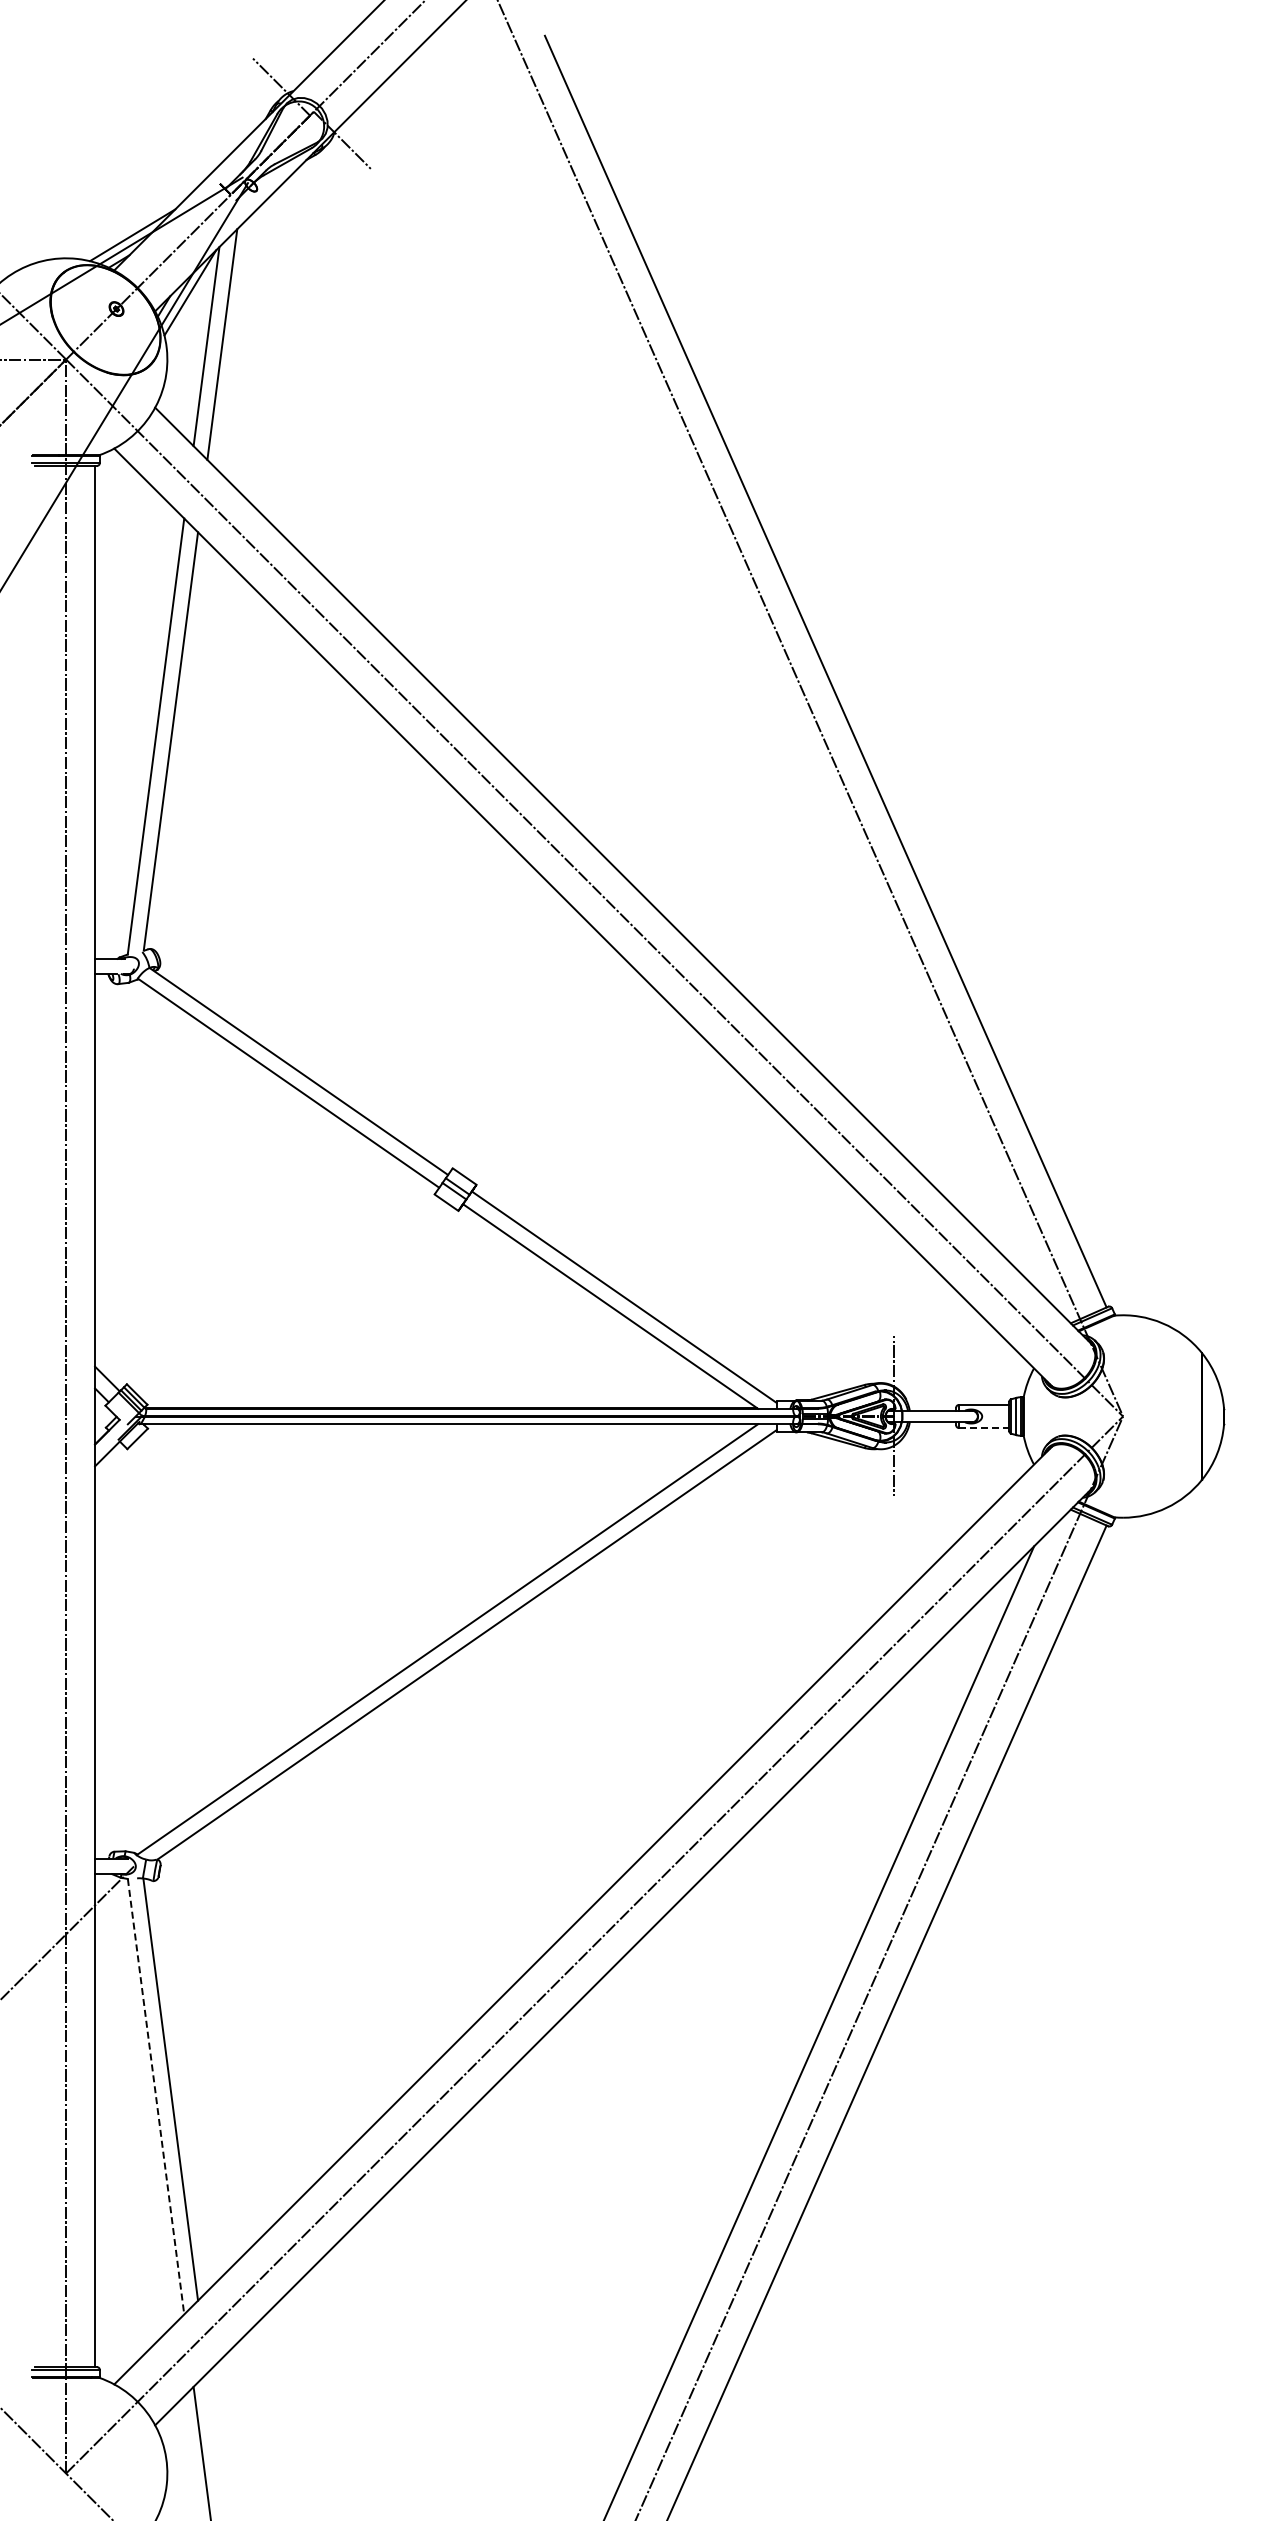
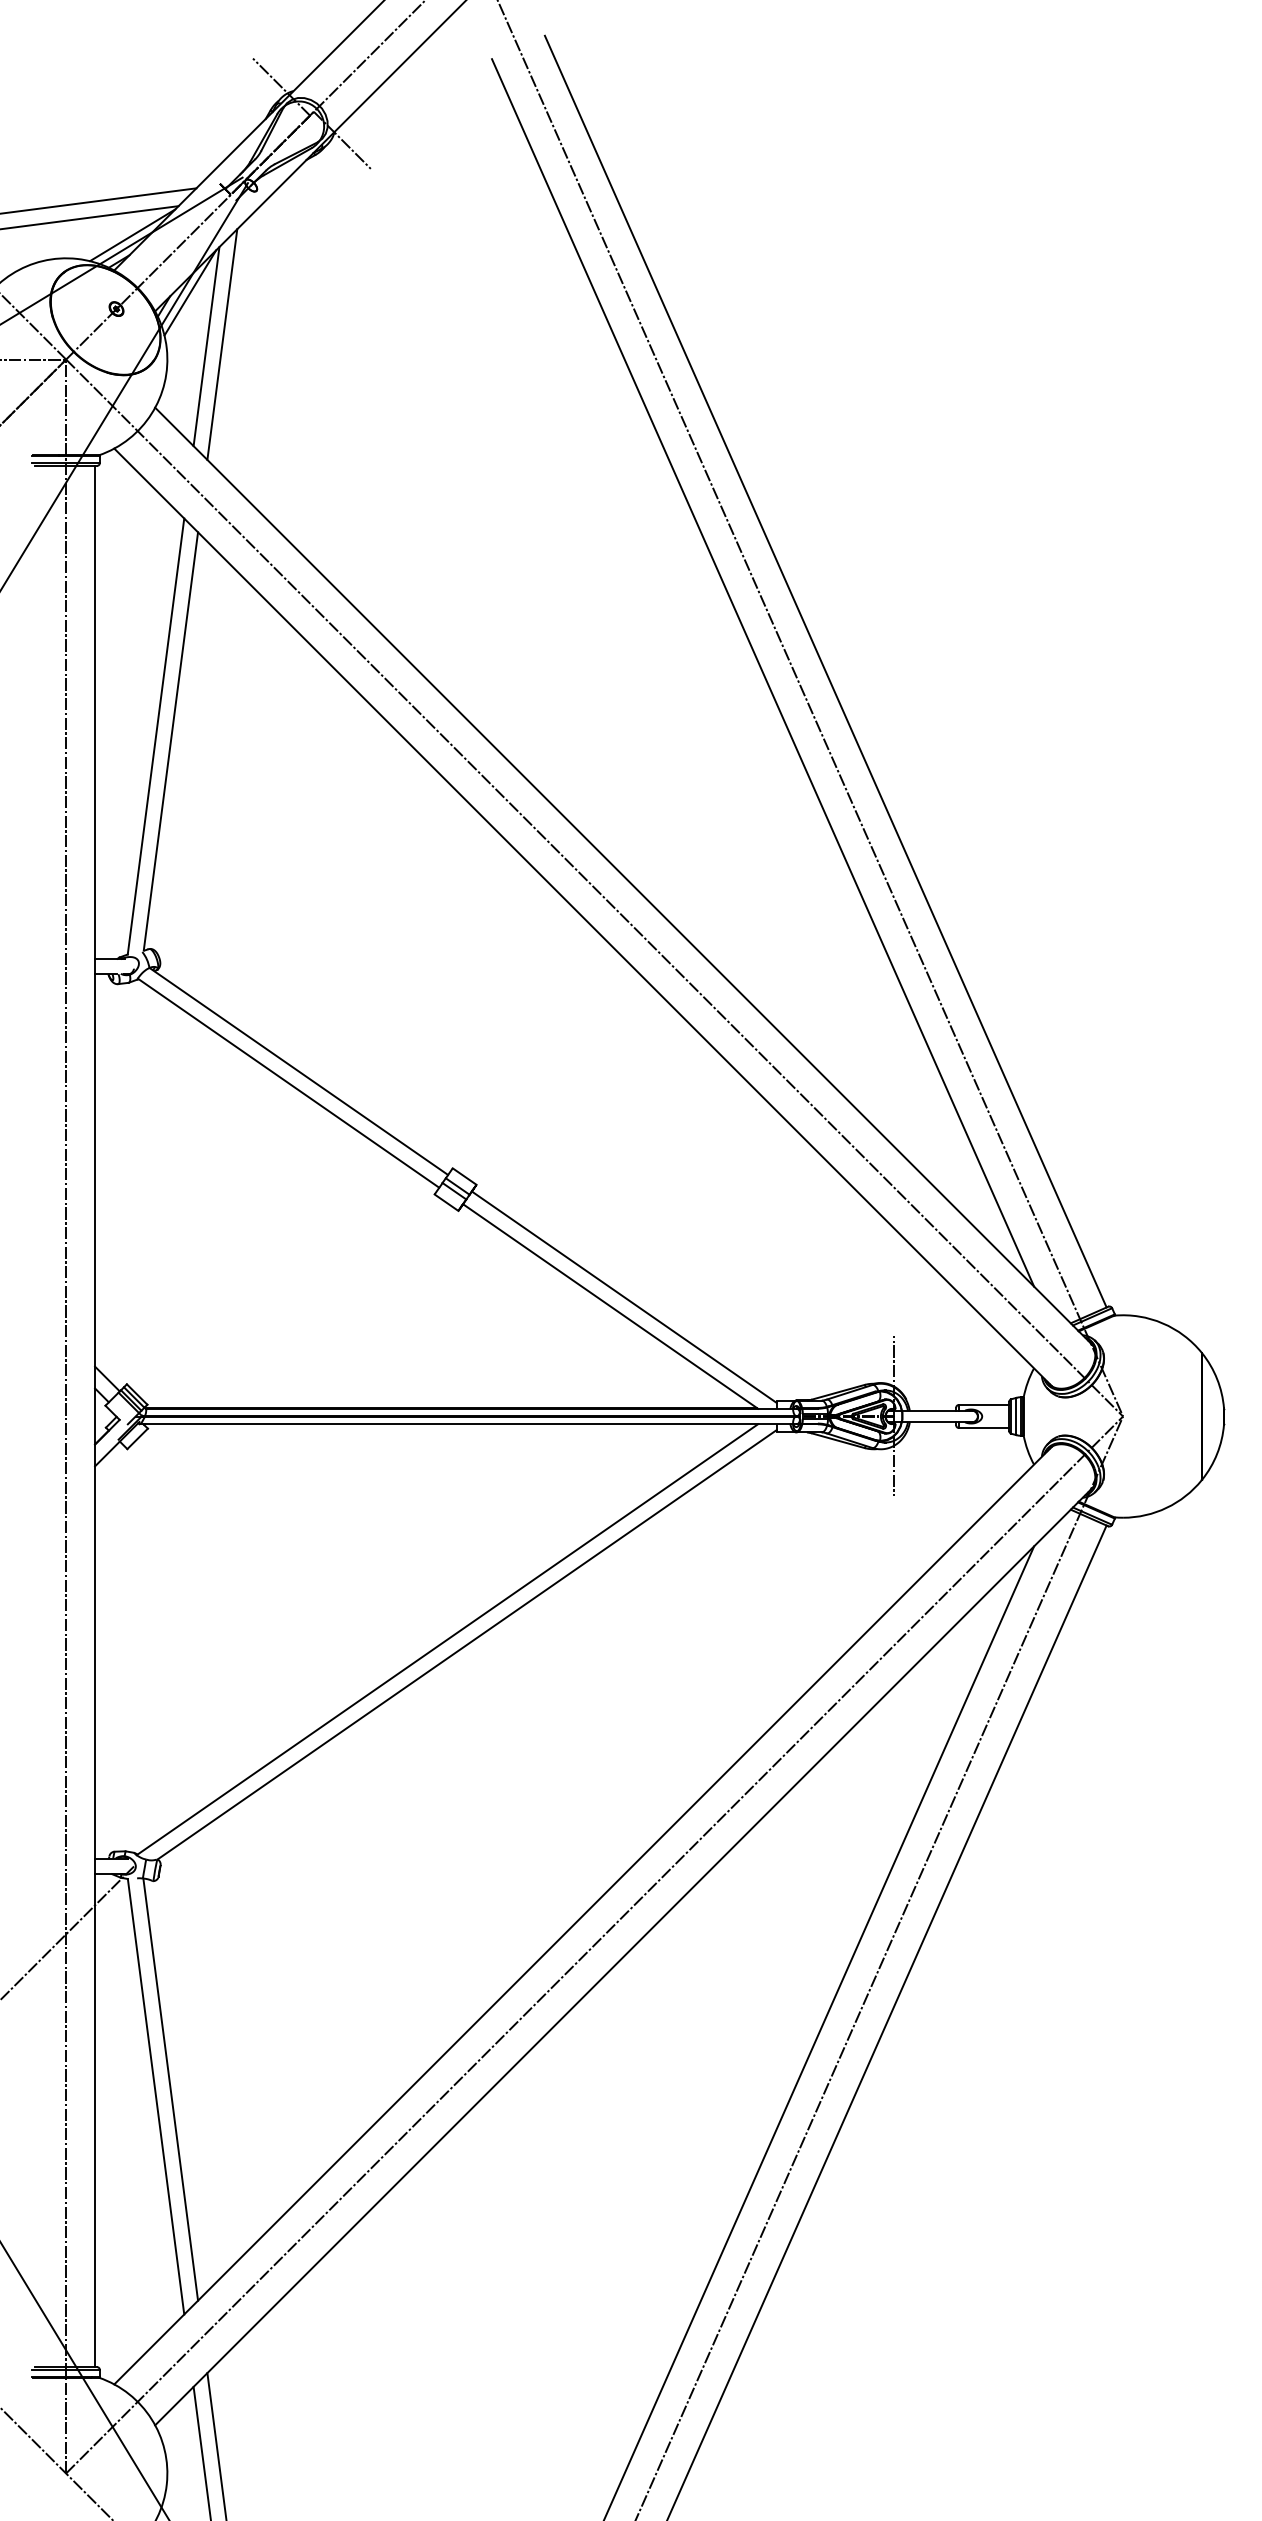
line: none -> present (99, 200)
line: none -> present (90, 217)
line: none -> present (763, 672)
line: dashed -> solid (984, 1428)
line: dashed -> solid (156, 2096)
line: none -> present (84, 2381)
line: none -> present (216, 2445)
